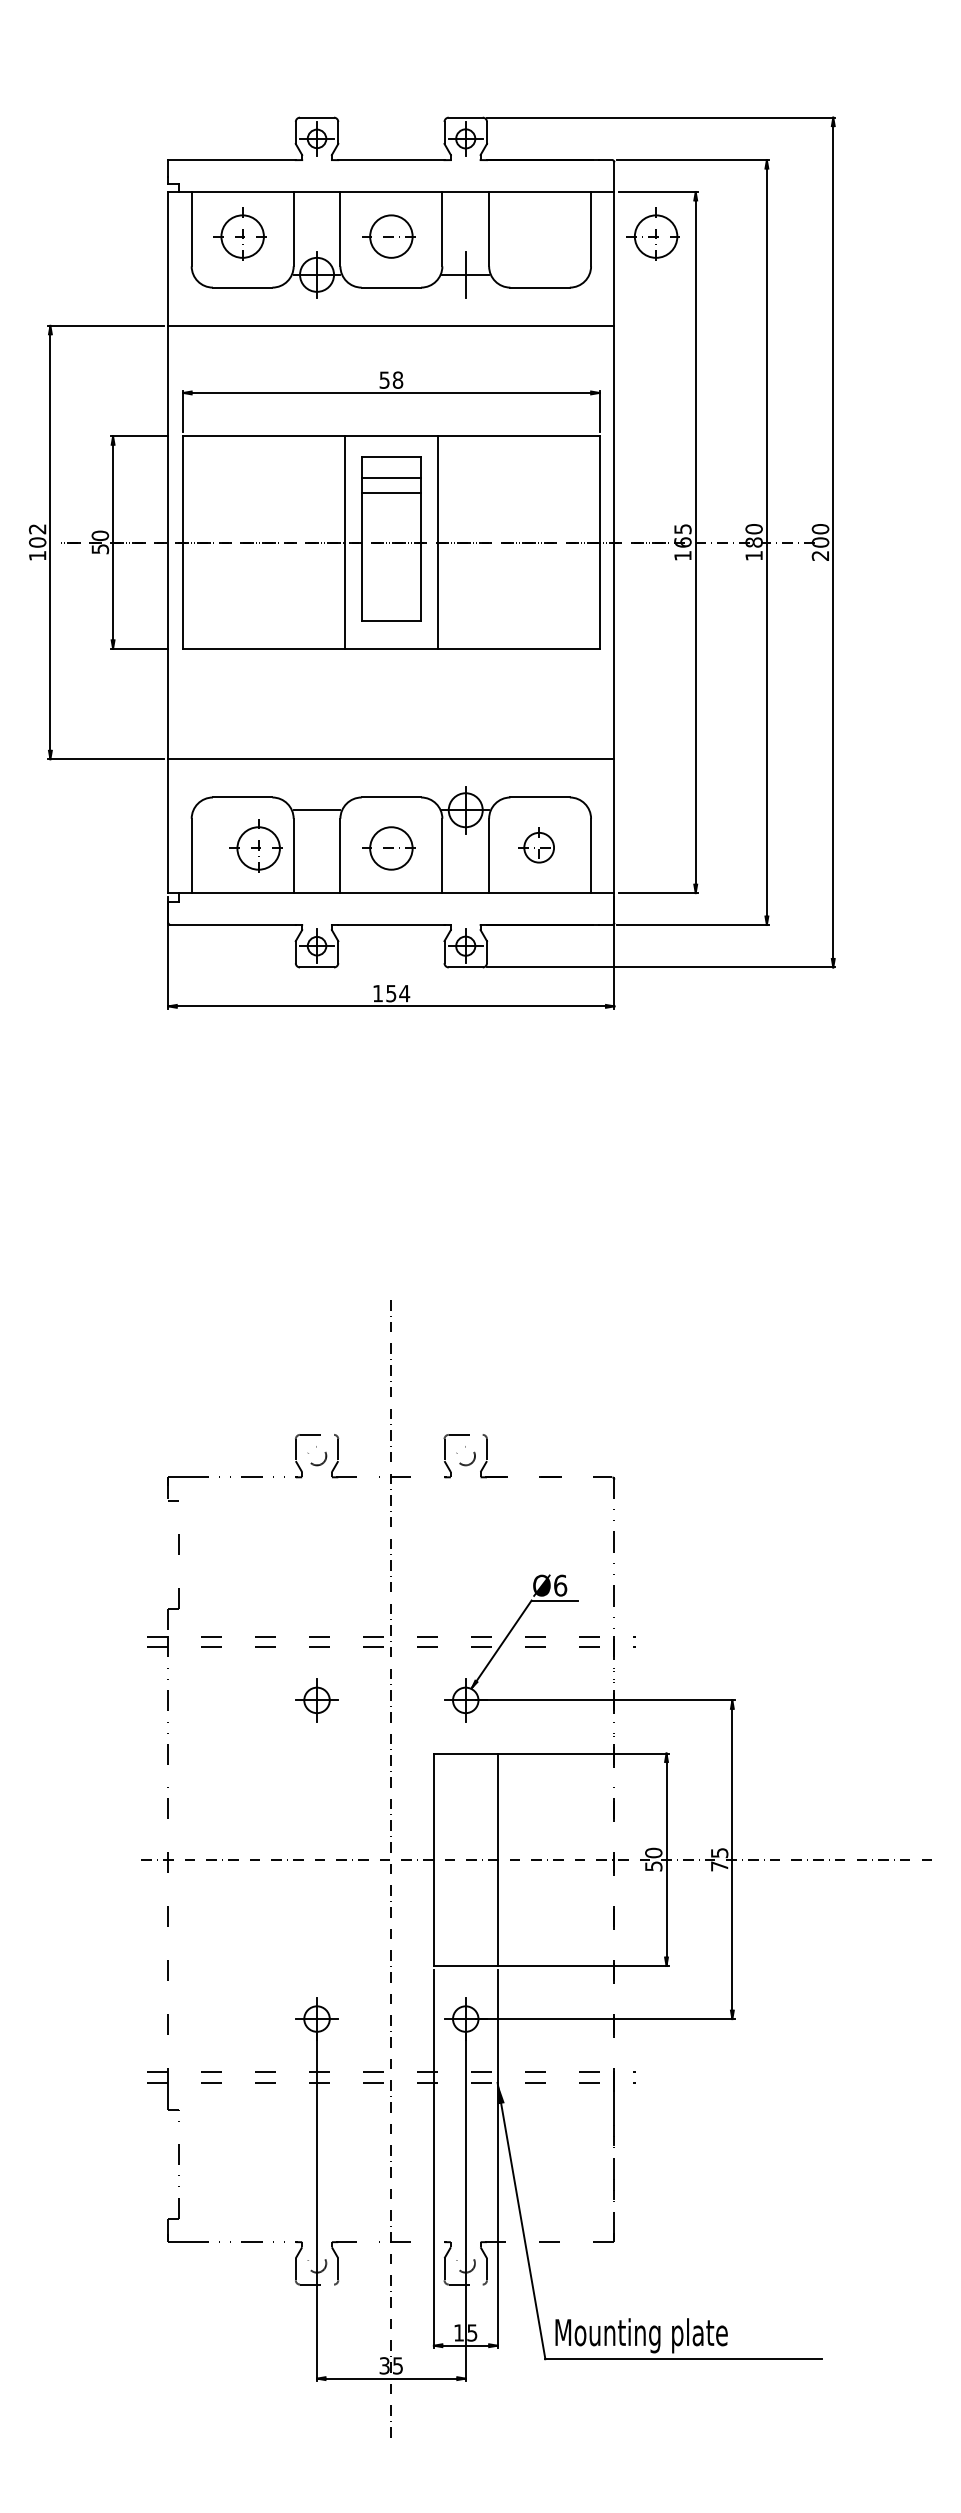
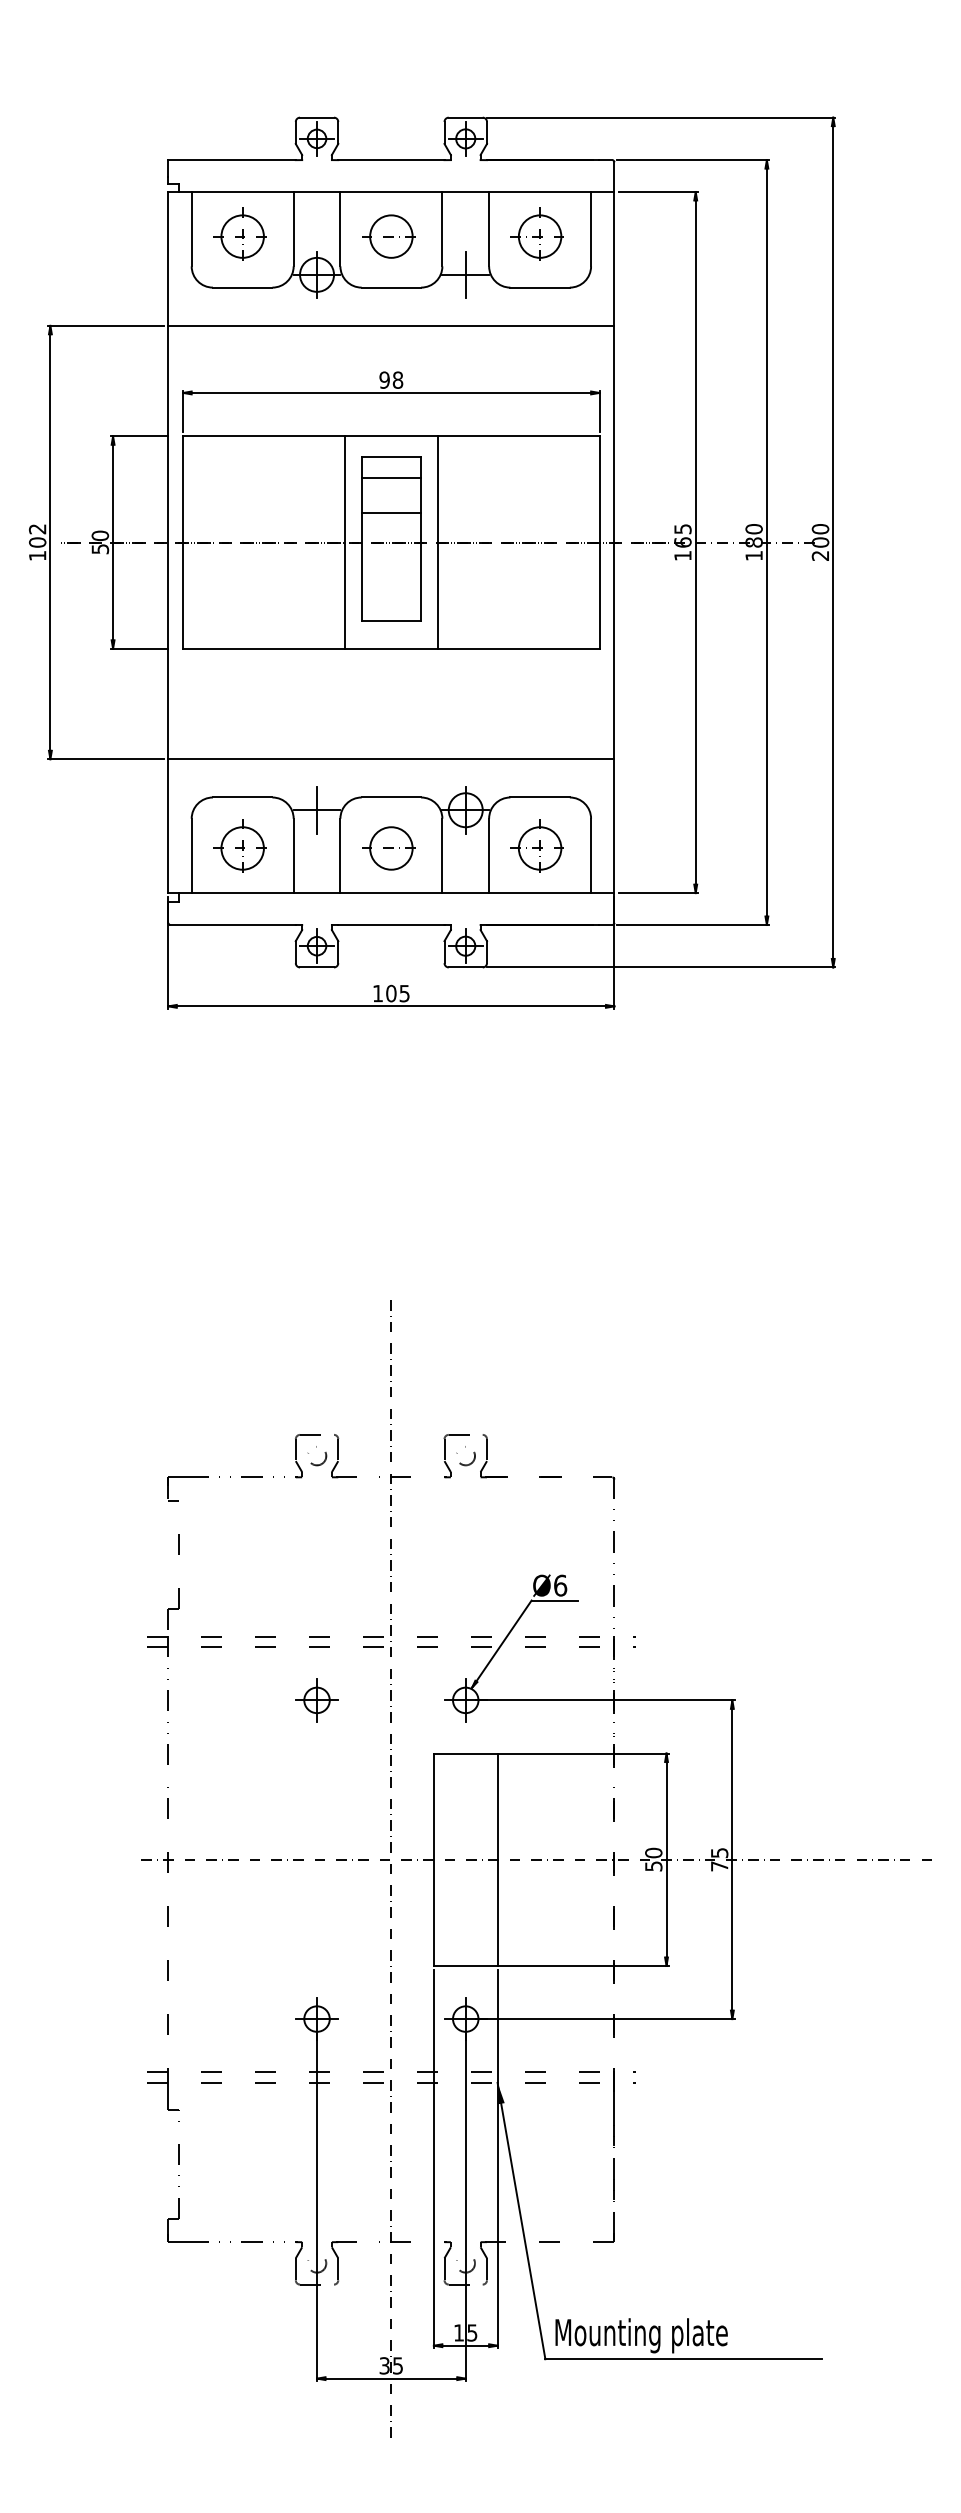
part position: (652, 233) -> (536, 233) (536, 233)
text: 58 -> 98 (384, 379)
line position: (391, 493) -> (391, 513) (391, 513)
line: none -> present (317, 809)
part position: (255, 845) -> (239, 845) (239, 845)
part size: 37x37 px -> 54x54 px (536, 845)
text: 154 -> 105 (398, 993)
